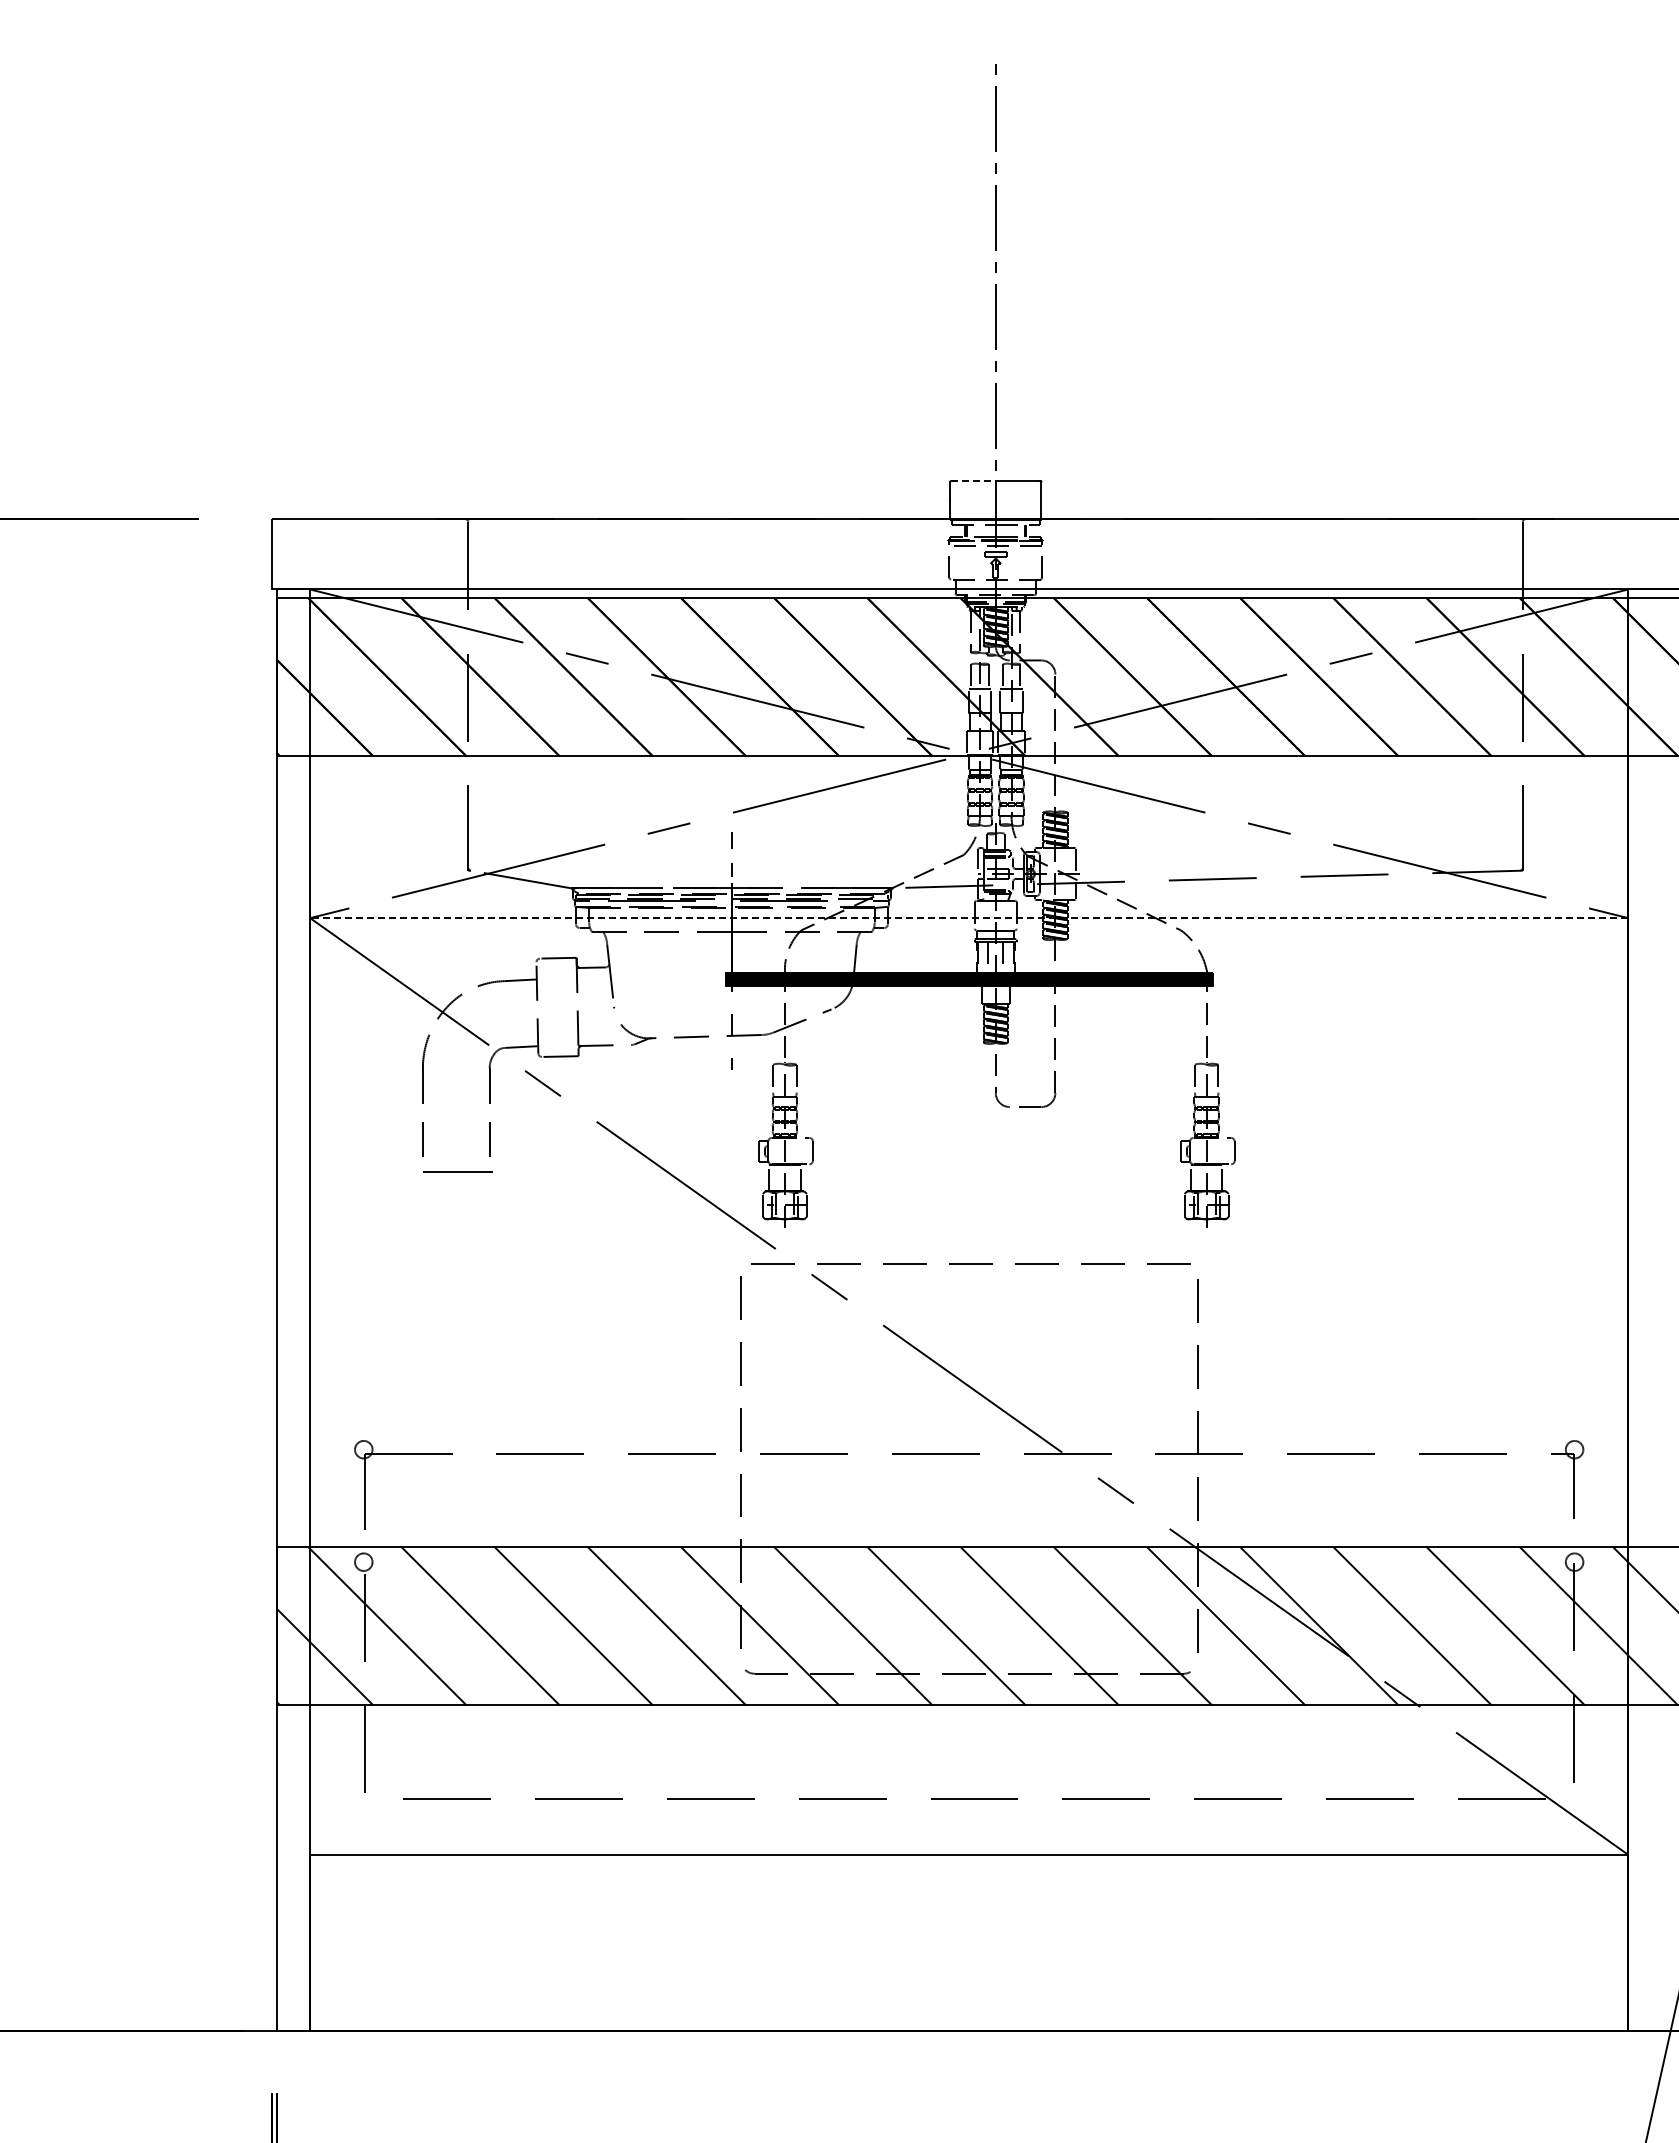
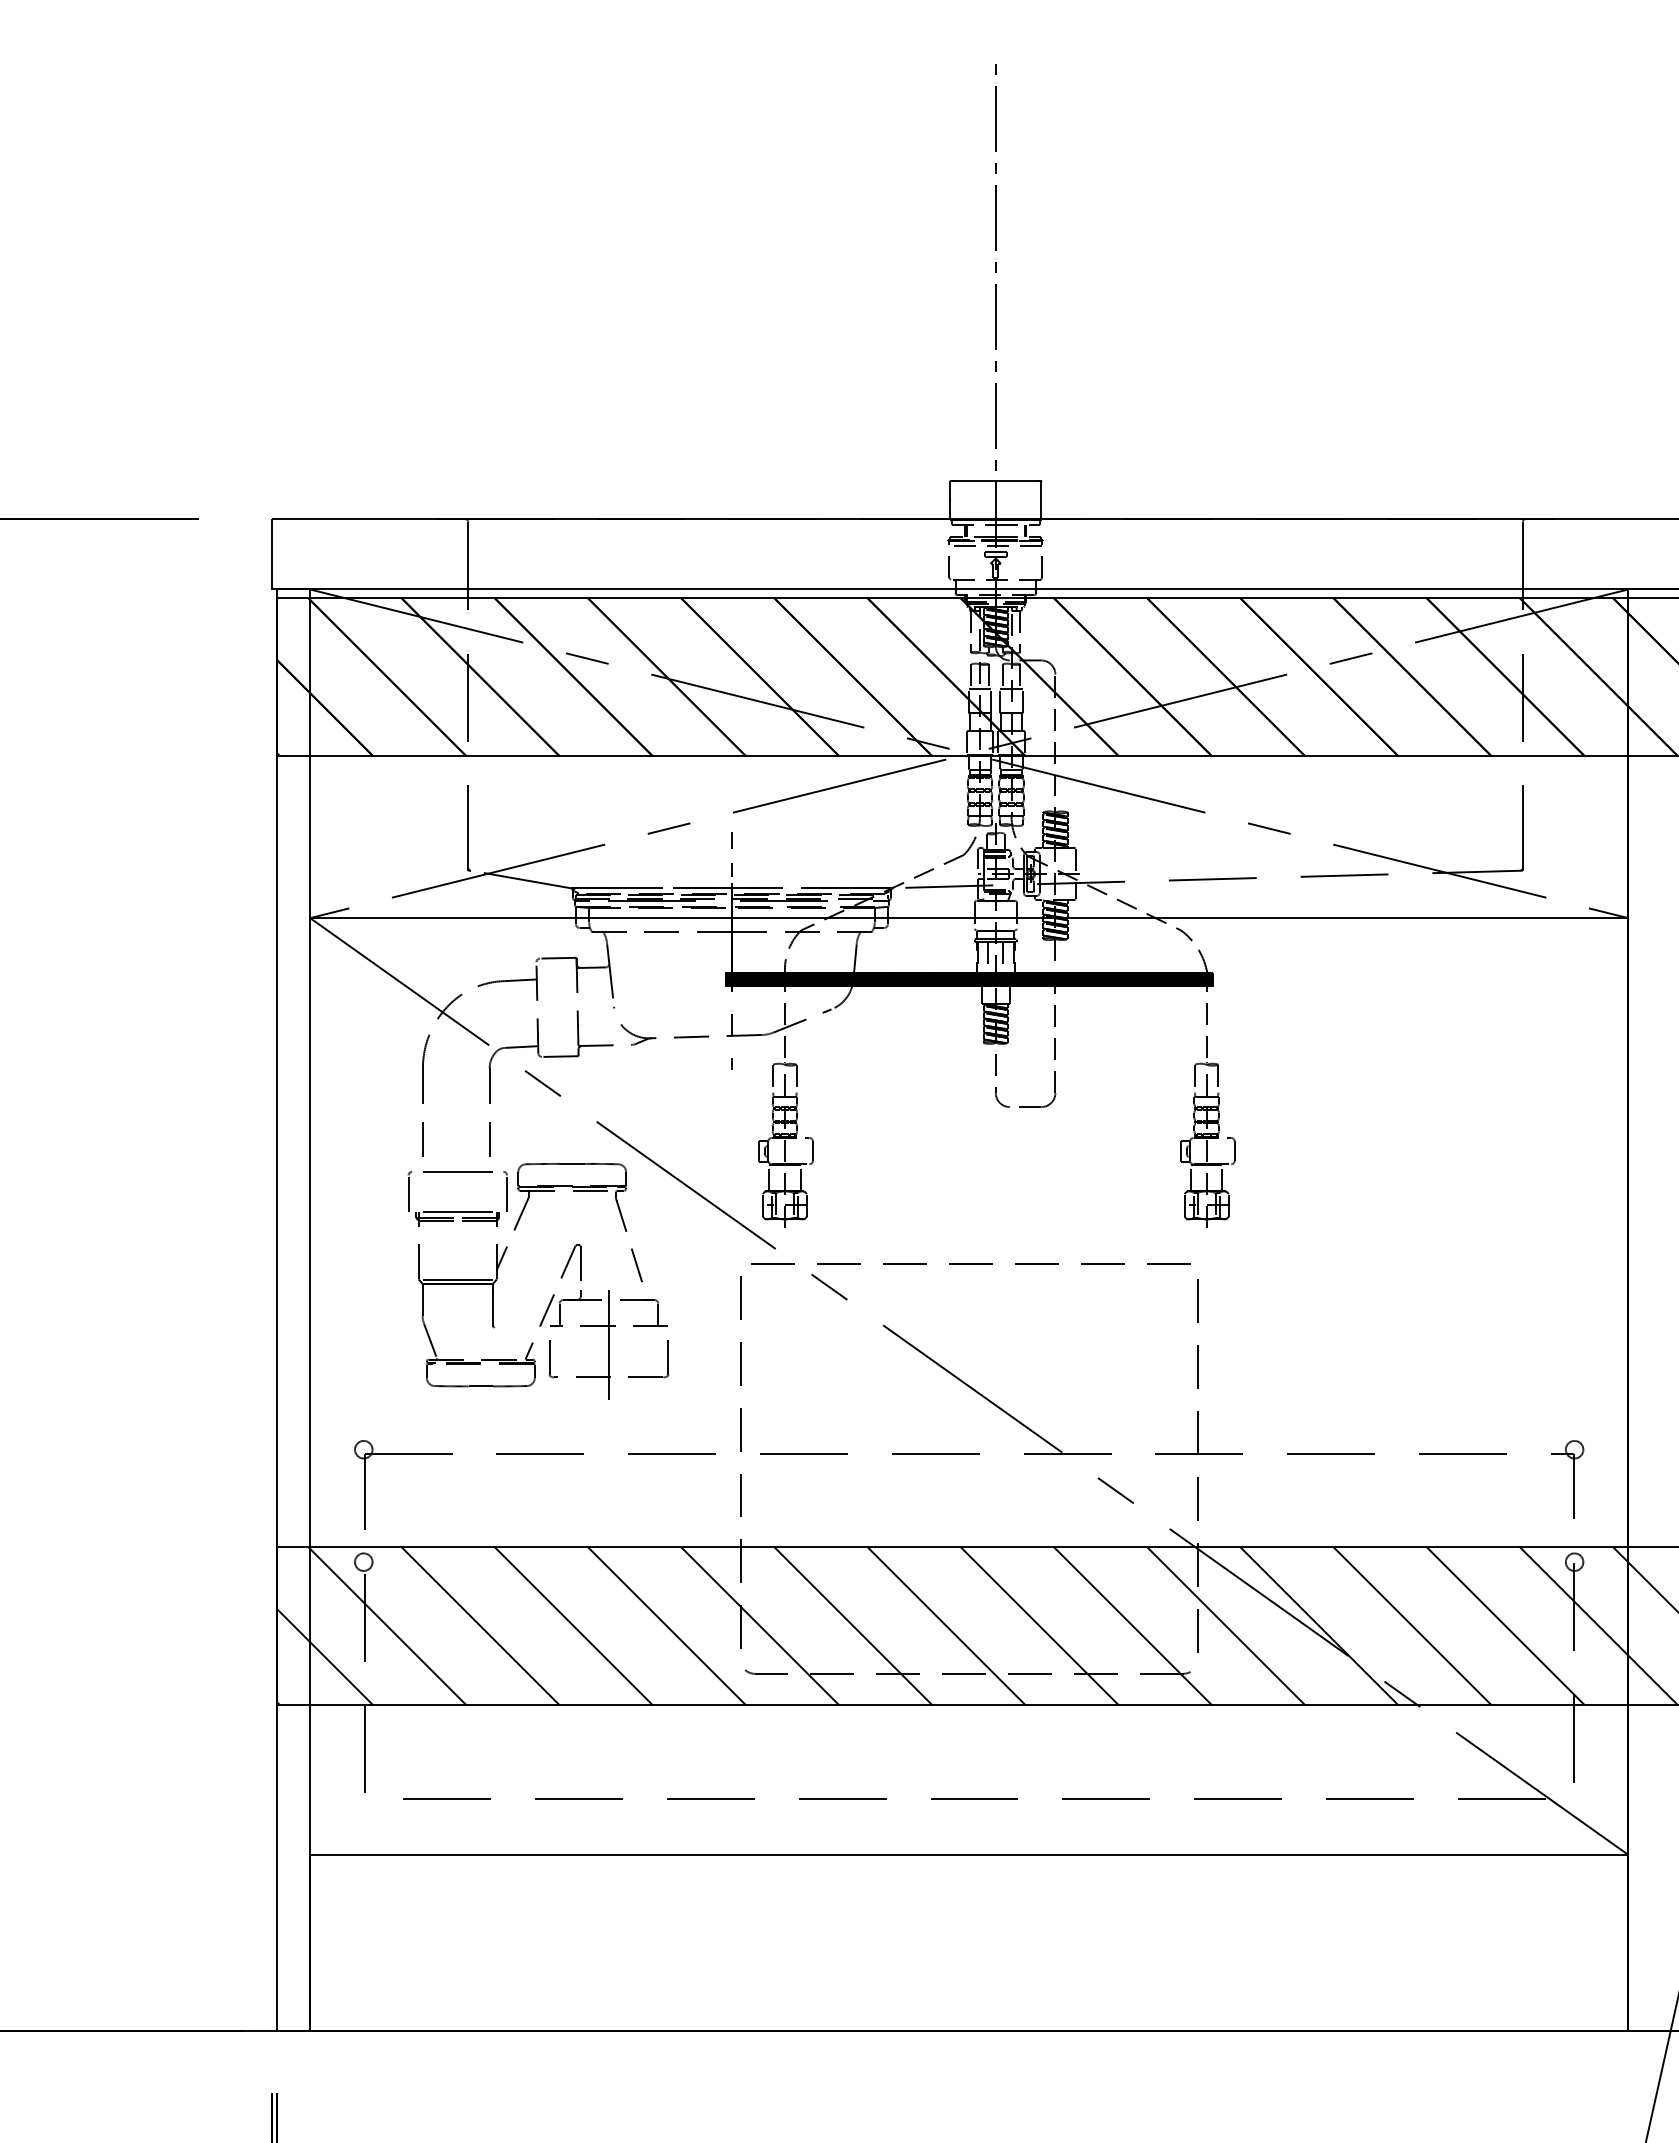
line: dashed -> solid (973, 481)
line: dashed -> solid (968, 918)
part: none -> present (552, 1295)
